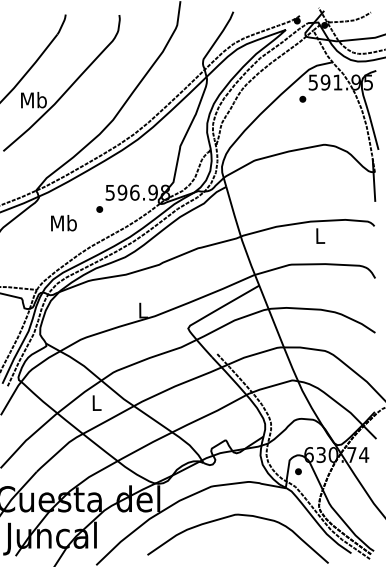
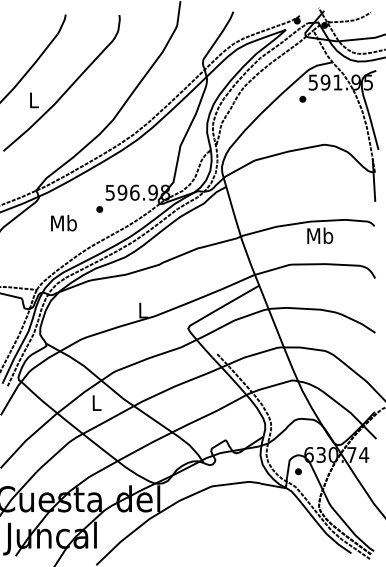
text: Mb -> L (33, 99)
text: L -> Mb (320, 235)
curve: present -> none (233, 516)
